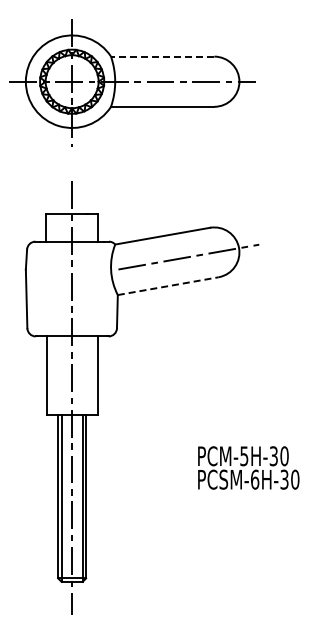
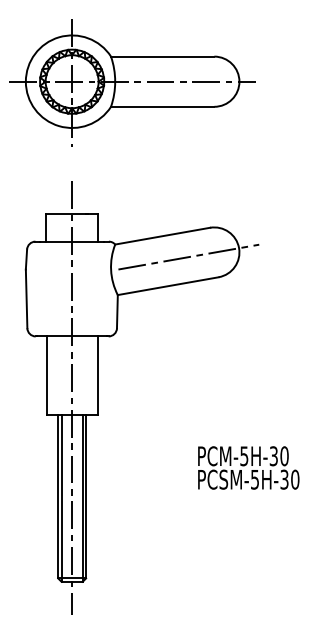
line: dashed -> solid (162, 56)
line: dashed -> solid (168, 286)
text: PCSM-6H-30 -> PCSM-5H-30 (255, 479)
